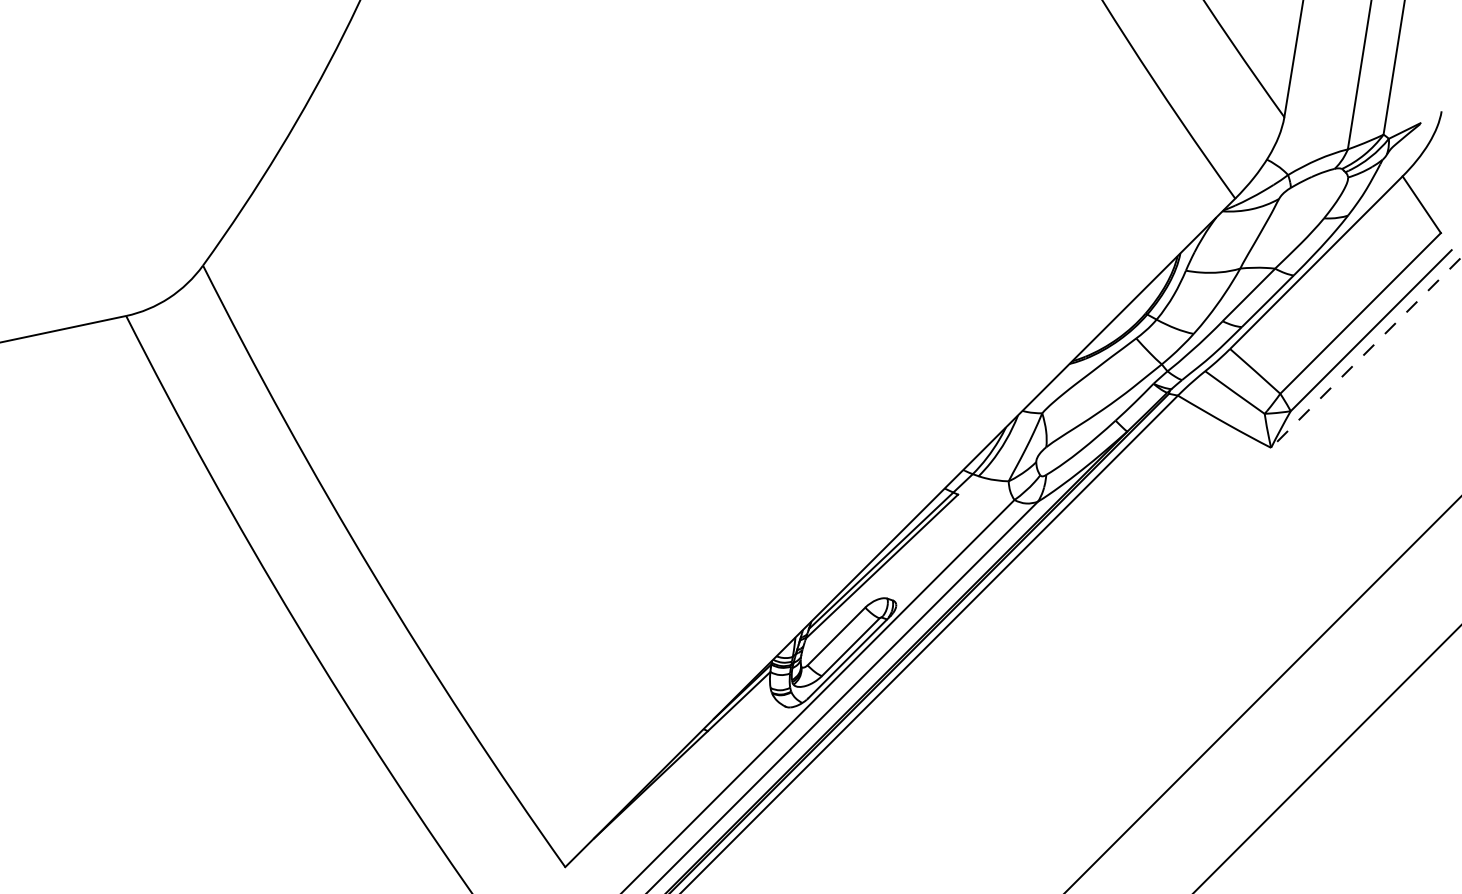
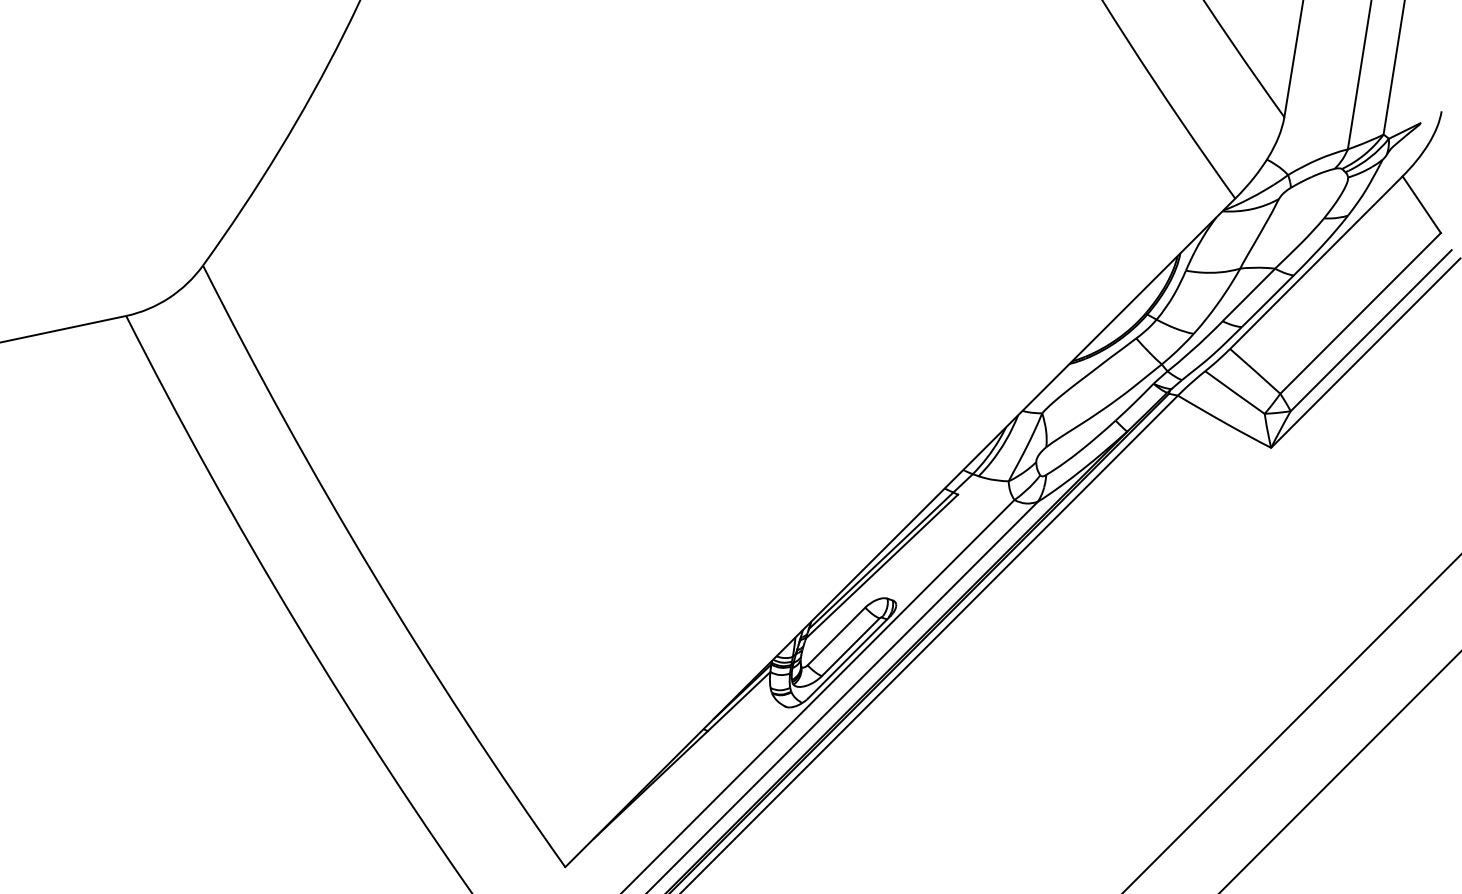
line: dashed -> solid (1365, 353)
line position: (1262, 694) -> (1291, 723) (1291, 723)
line position: (1327, 758) -> (1340, 772) (1340, 772)
